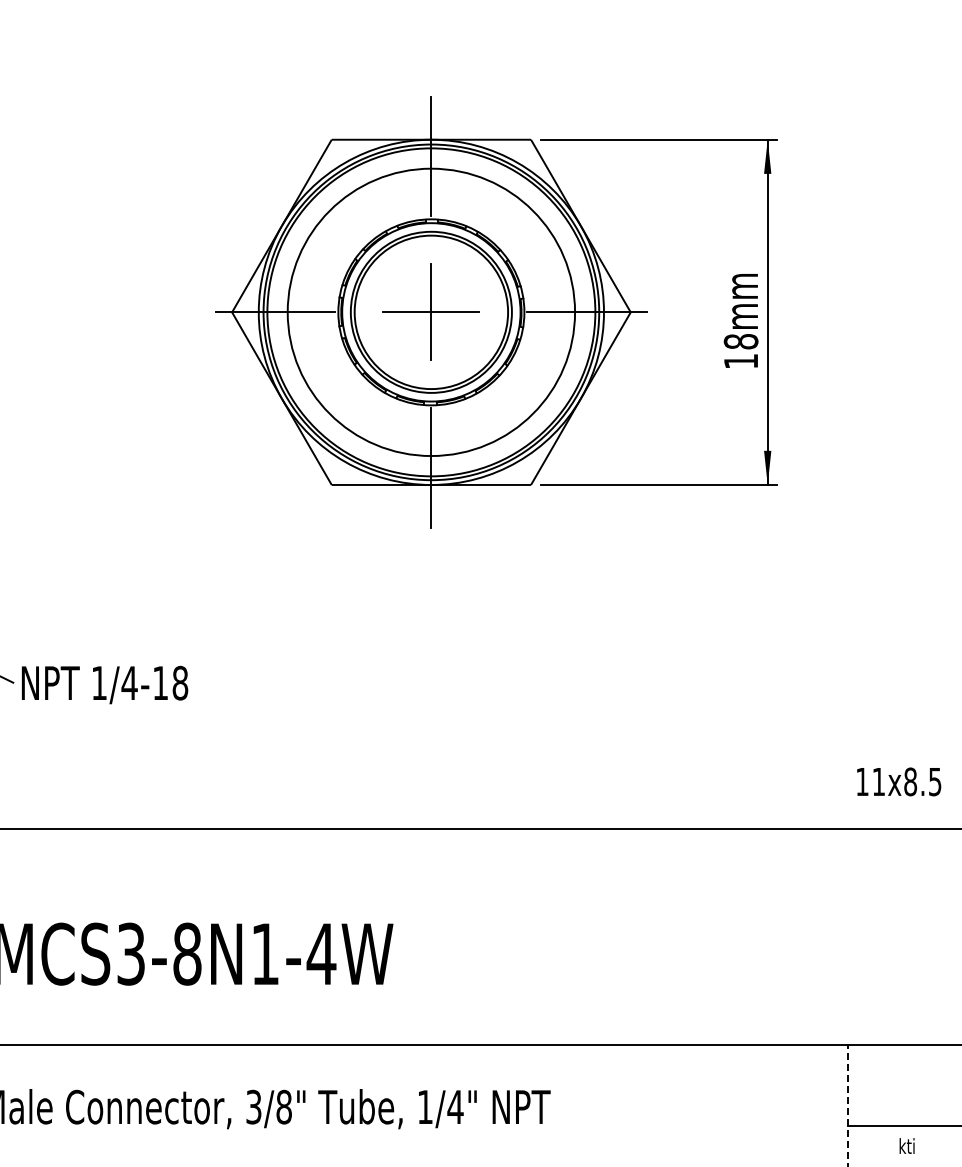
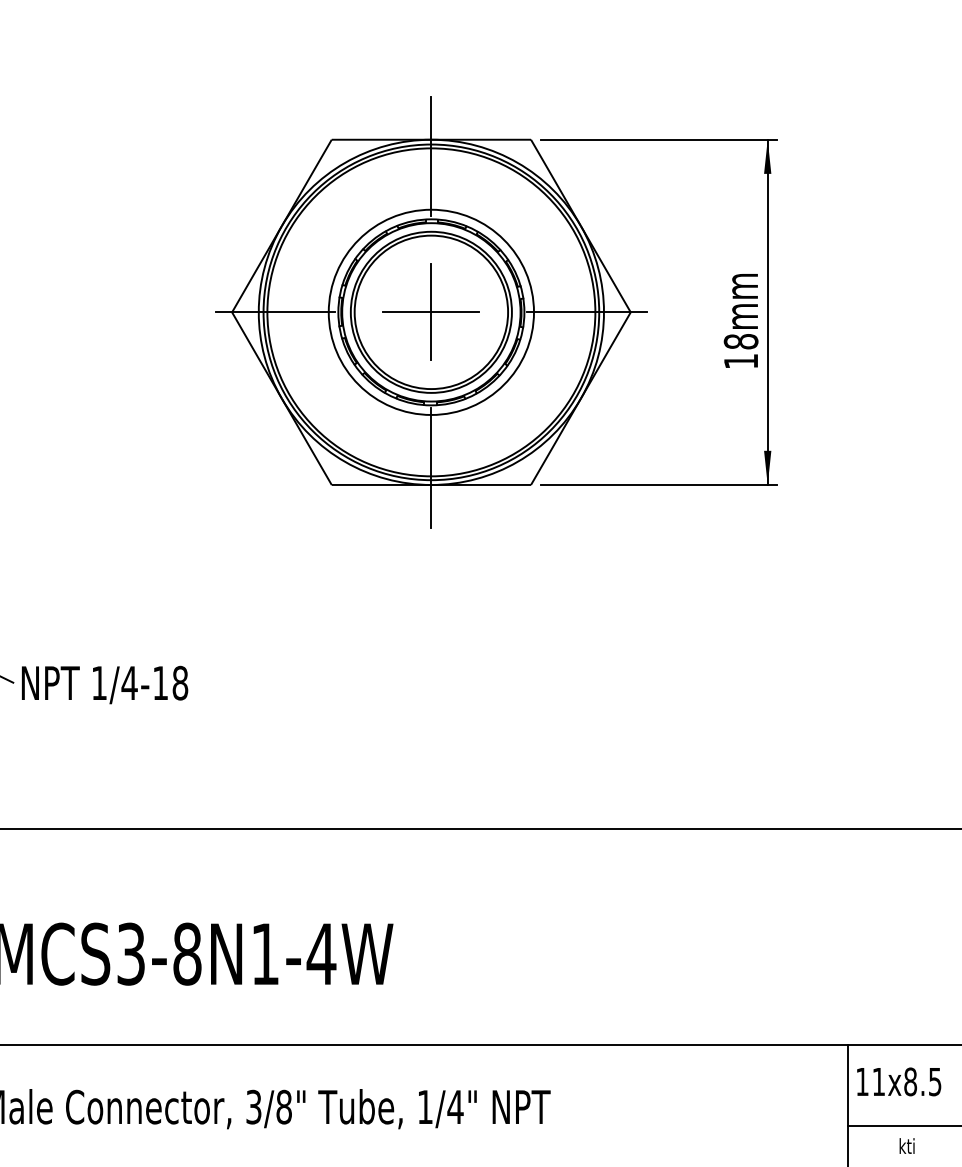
circle diameter: 287 px -> 205 px (431, 311)
text position: (899, 781) -> (899, 1081) (899, 1081)
line: dashed -> solid (847, 1105)
